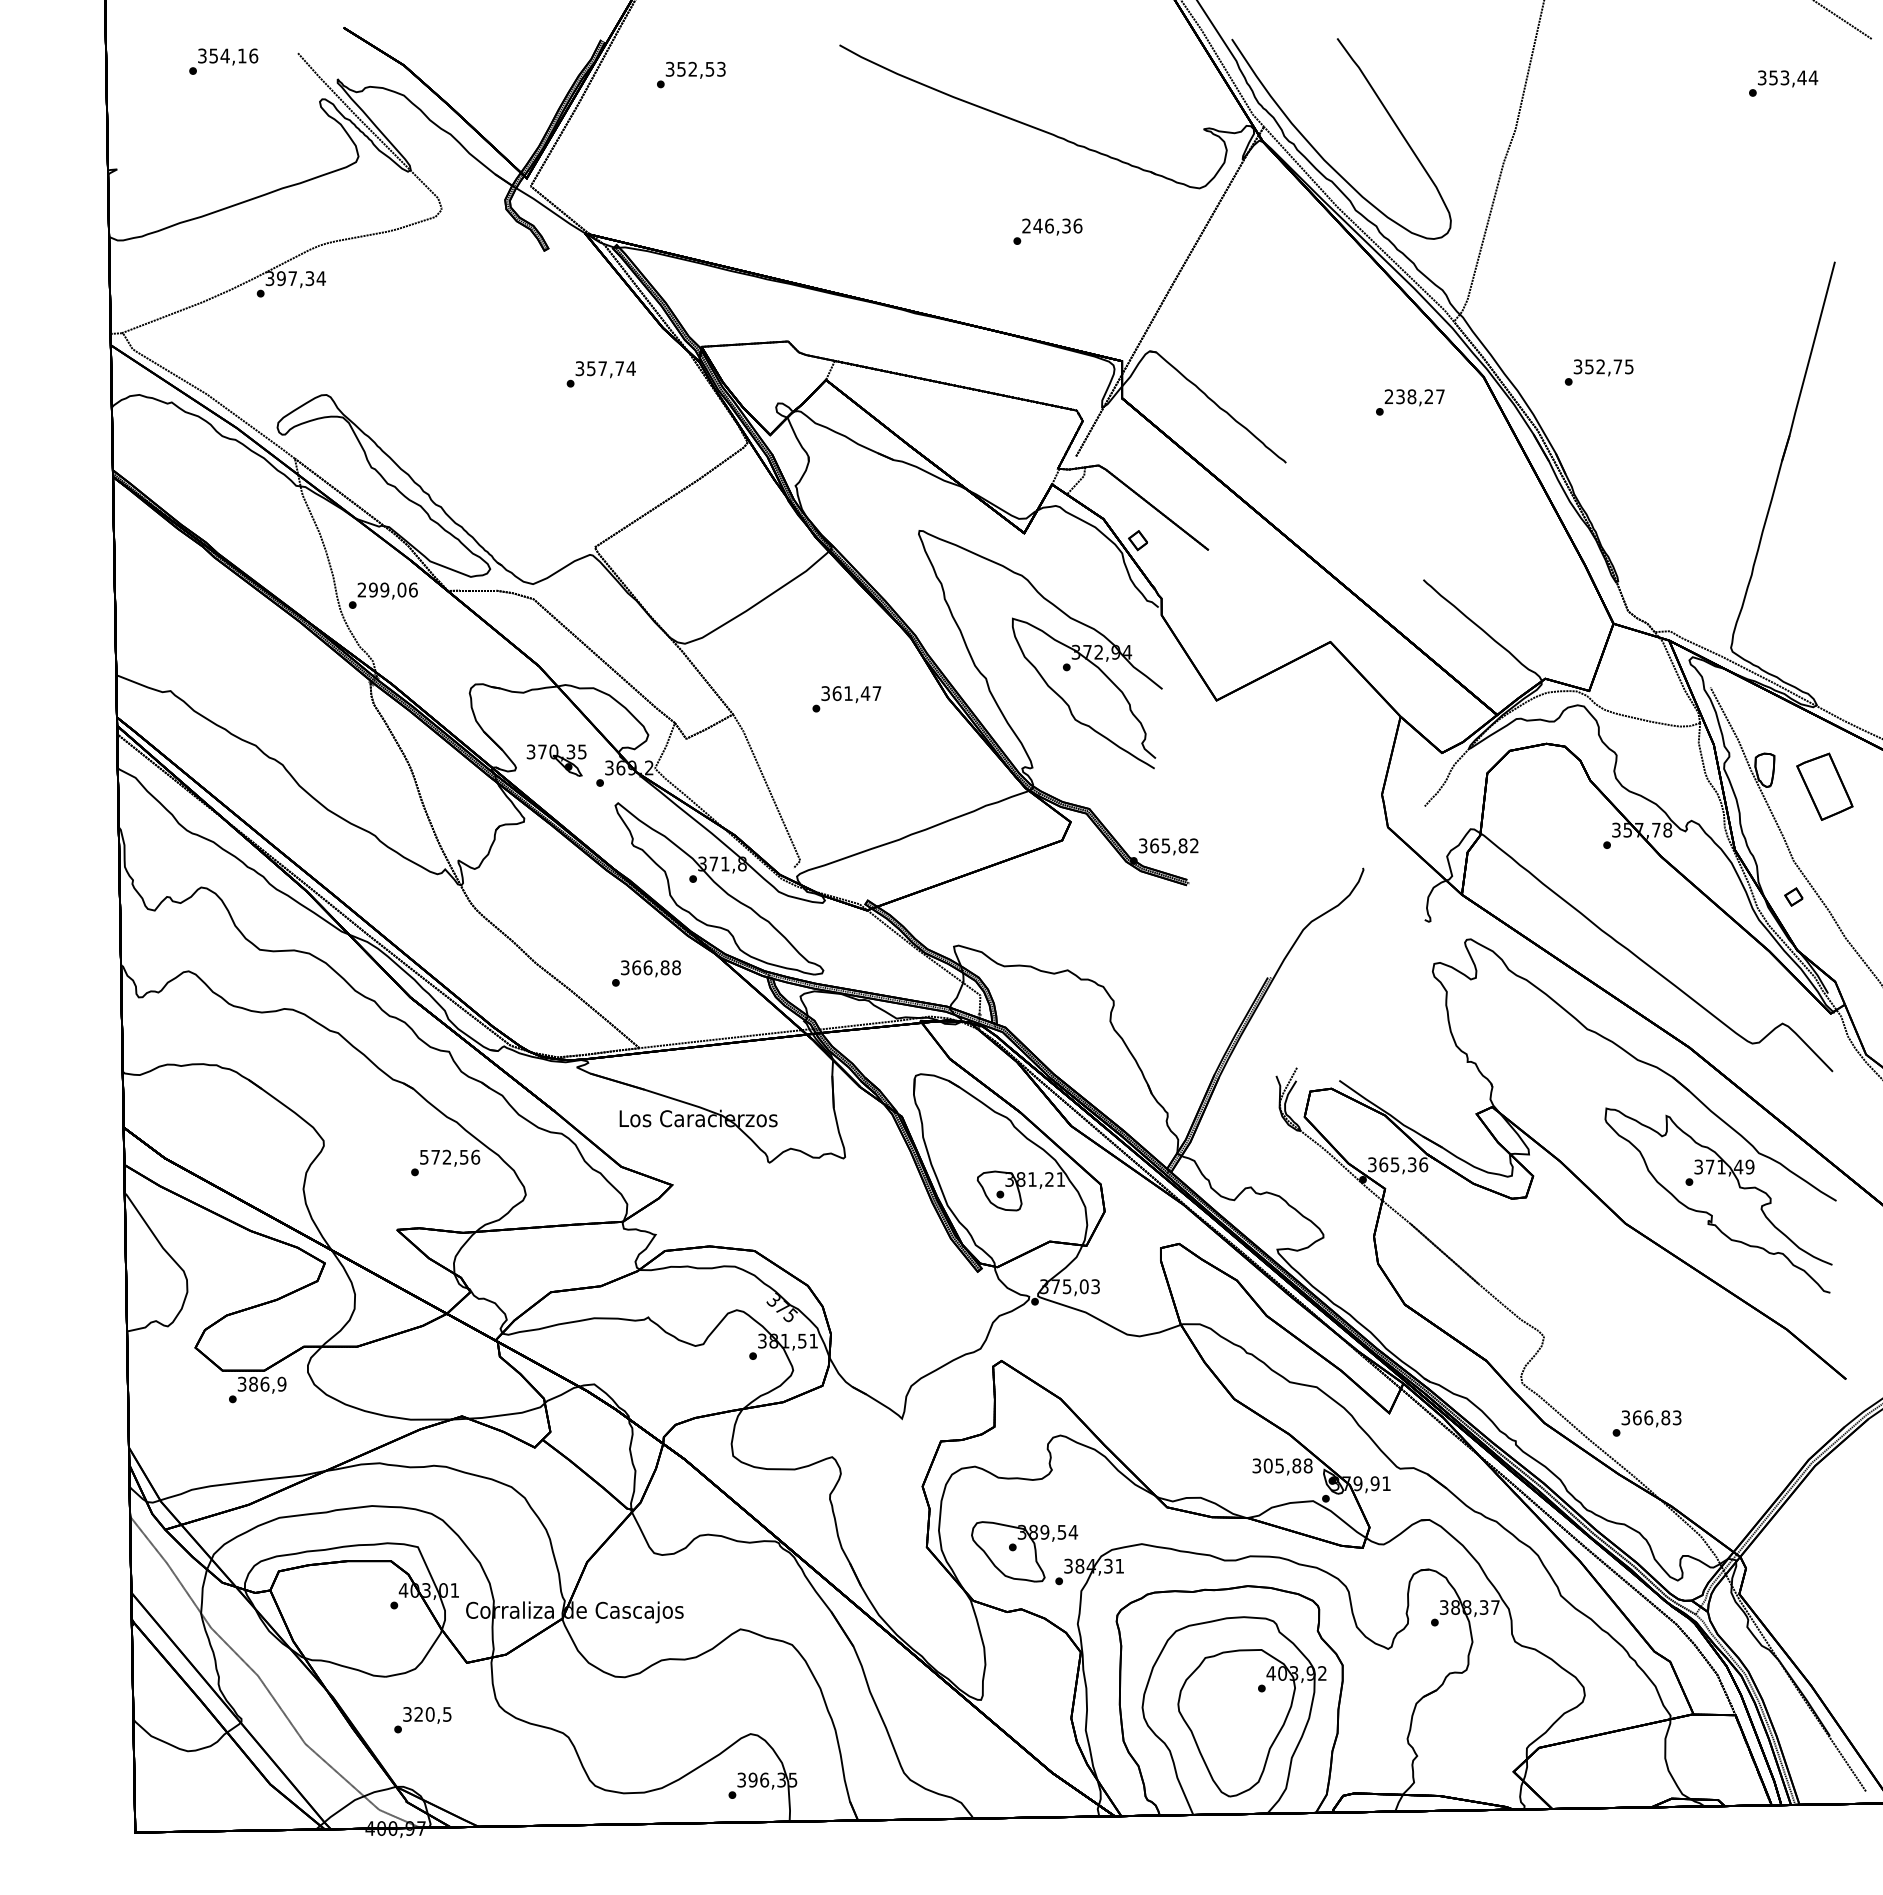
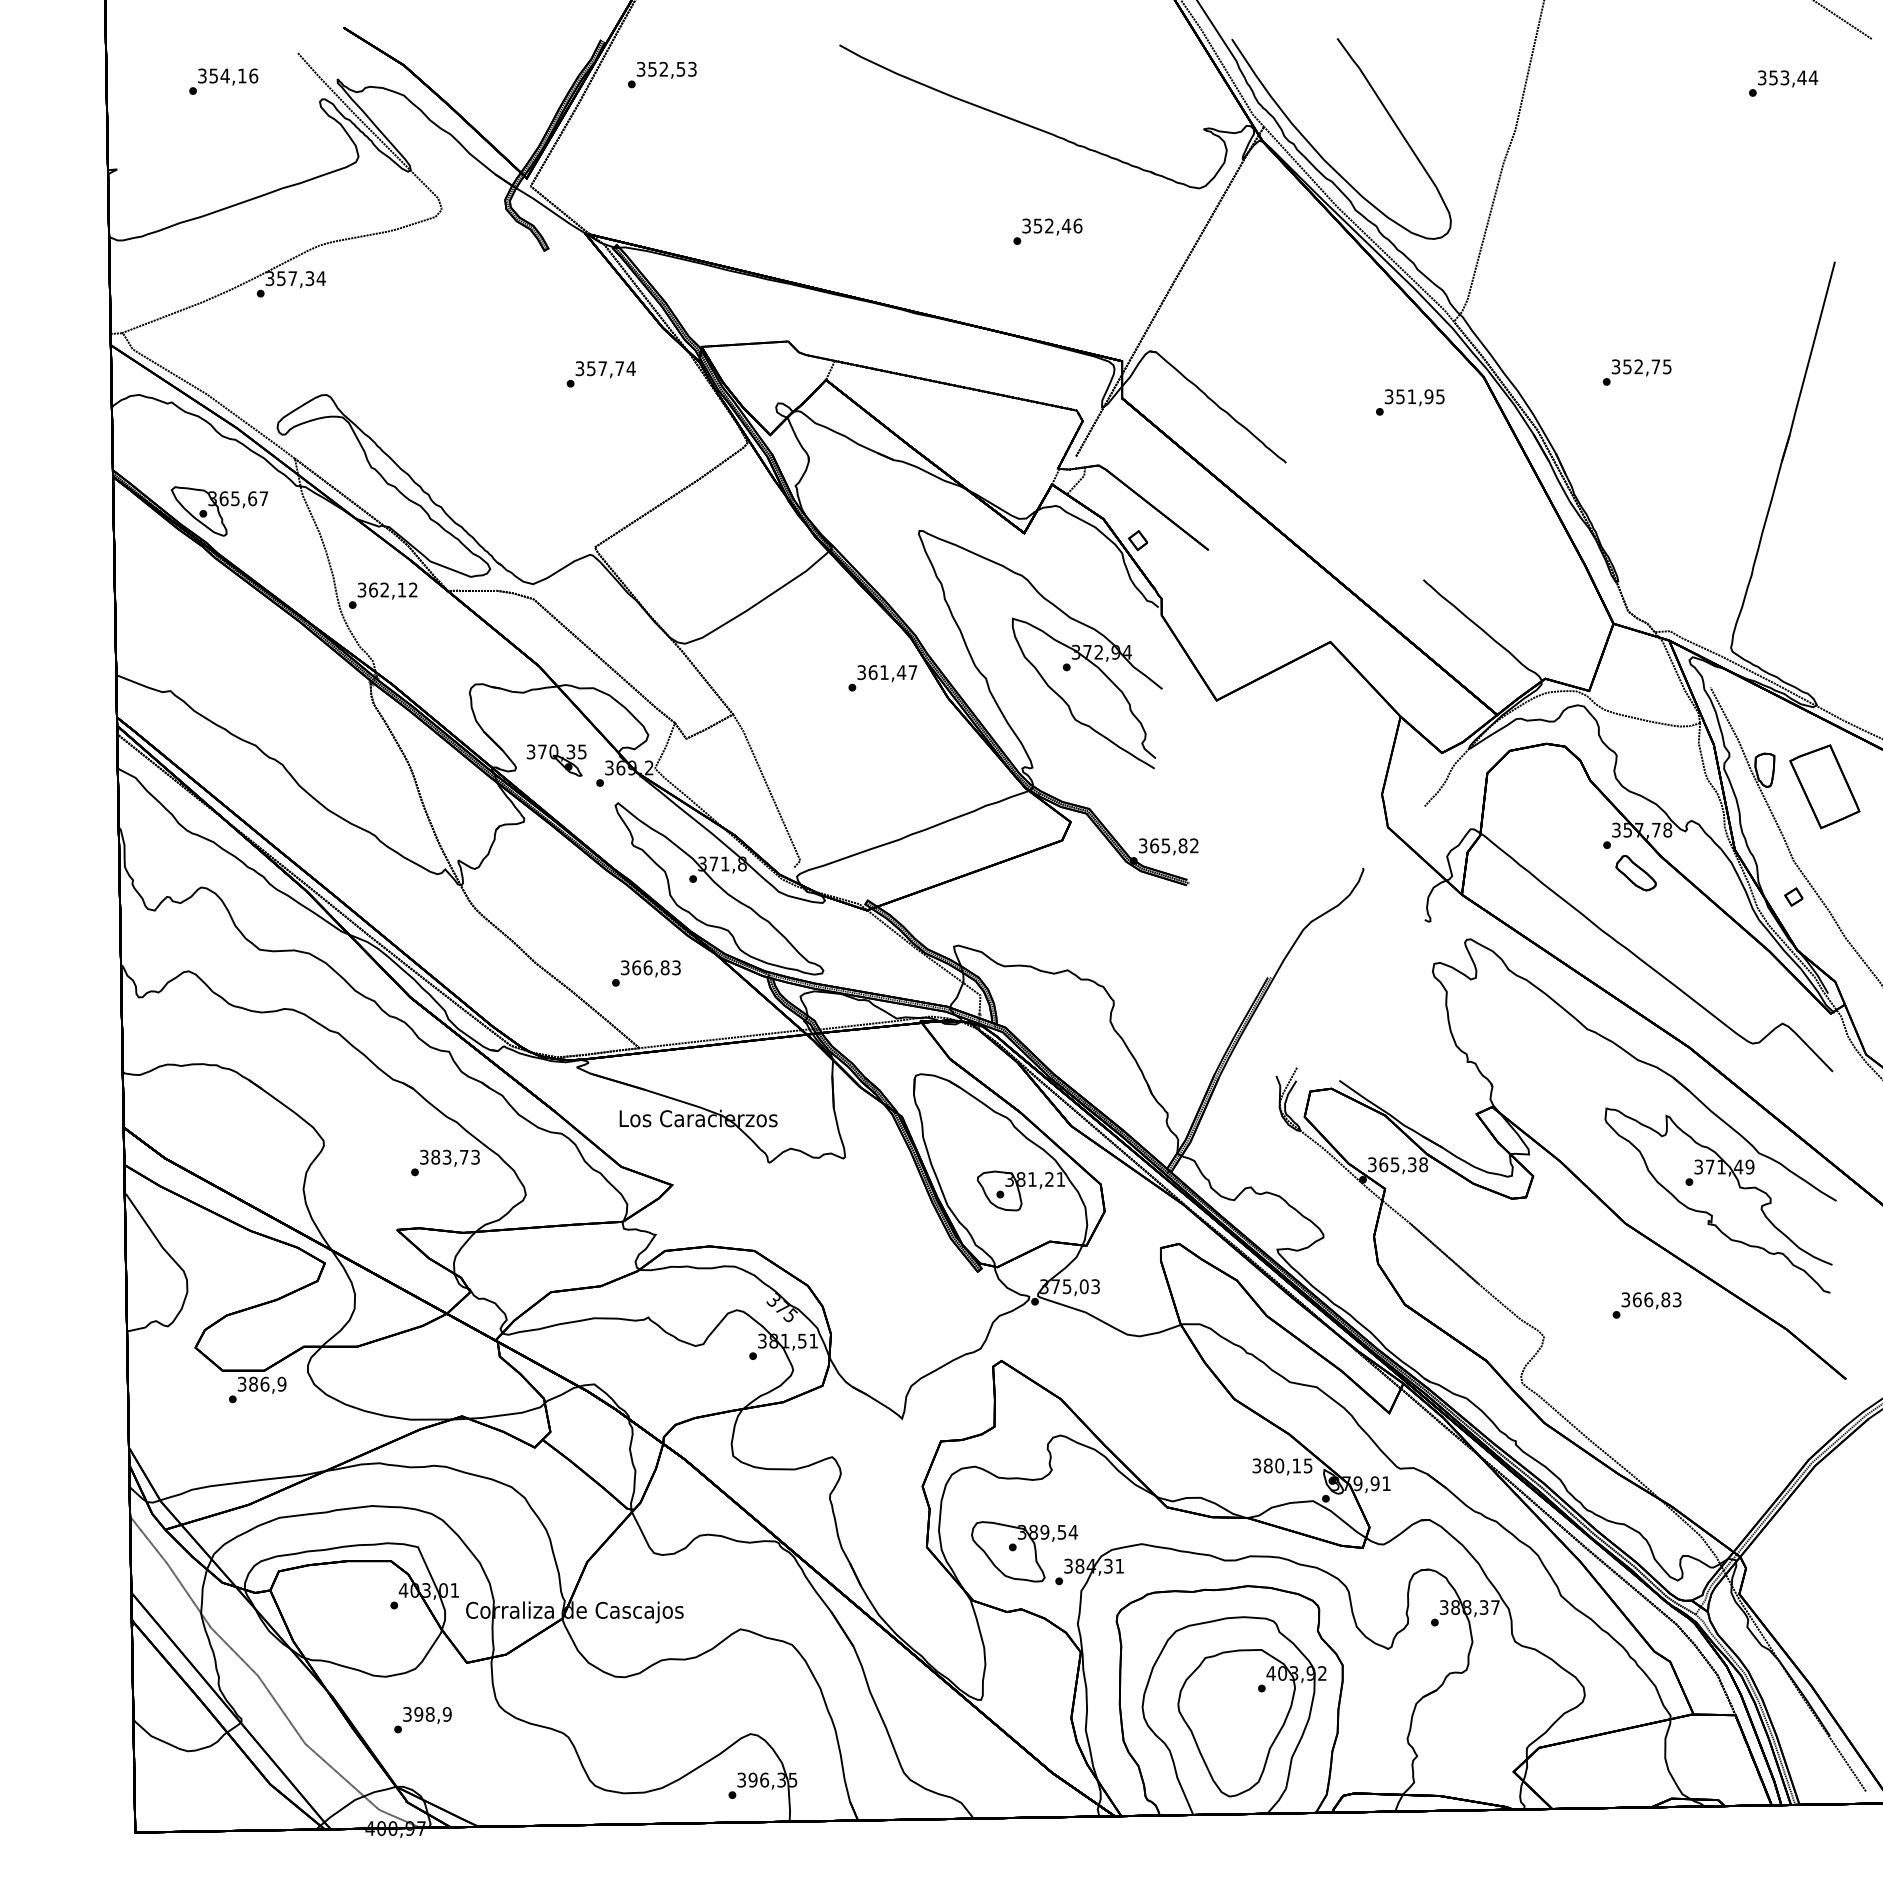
text position: (223, 61) -> (223, 81) (223, 81)
text position: (691, 74) -> (662, 74) (662, 74)
text: 246,36 -> 352,46 (1046, 225)
text: 397,34 -> 357,34 (281, 278)
text position: (1598, 372) -> (1636, 372) (1636, 372)
text: 238,27 -> 351,95 (1414, 396)
part: none -> present (218, 511)
text: 299,06 -> 362,12 (387, 589)
text position: (846, 699) -> (882, 678) (882, 678)
part size: 58x69 px -> 72x86 px (1824, 786)
part: none -> present (1635, 873)
text: 366,88 -> 366,83 (676, 967)
text: 572,56 -> 383,73 (450, 1156)
text: 365,36 -> 365,38 (1423, 1164)
text position: (1646, 1423) -> (1646, 1305) (1646, 1305)
text: 305,88 -> 380,15 (1287, 1465)
text: 320,5 -> 398,9 (432, 1714)
